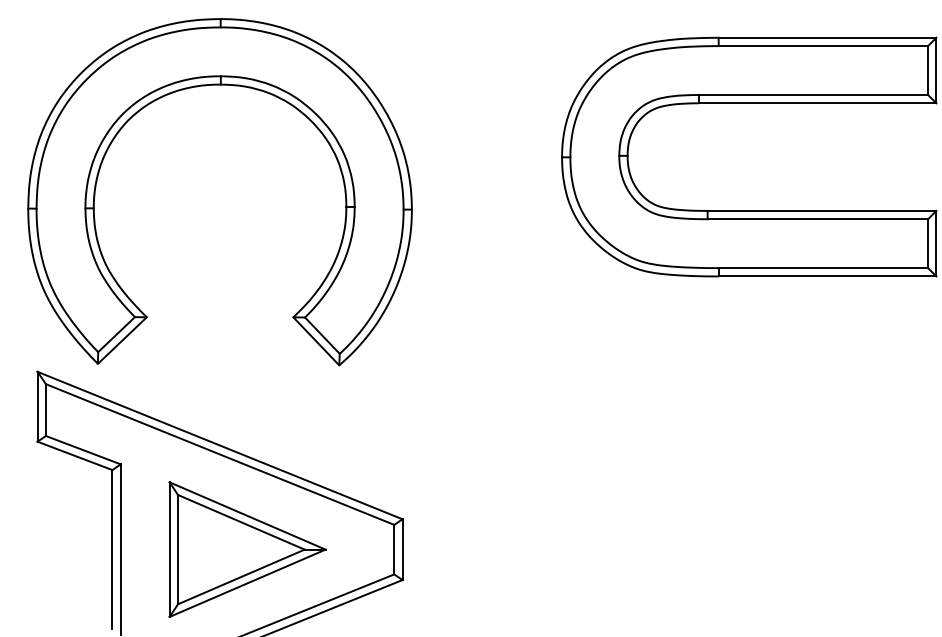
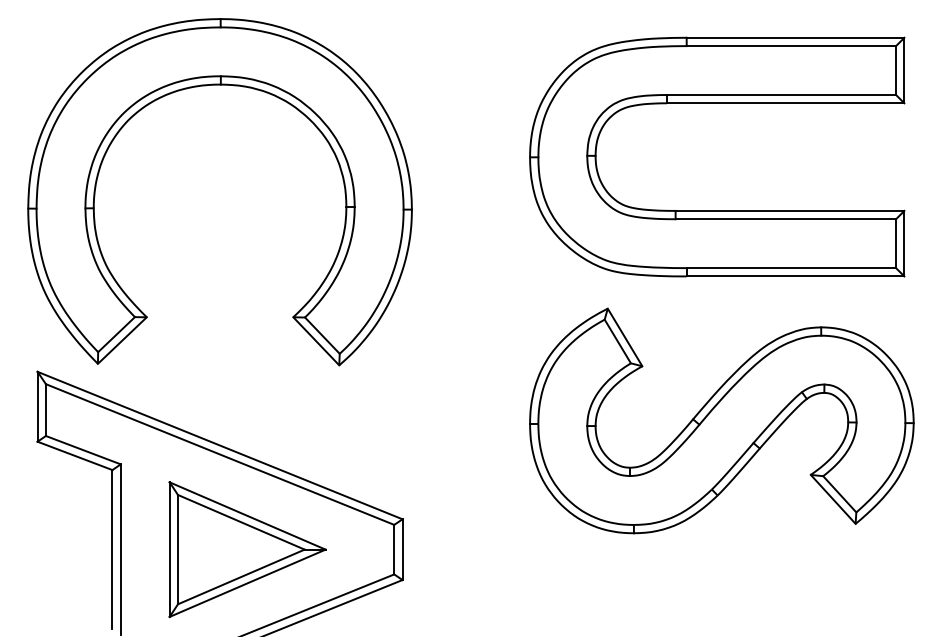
part position: (749, 103) -> (717, 103) (717, 103)
part: none -> present (721, 420)
